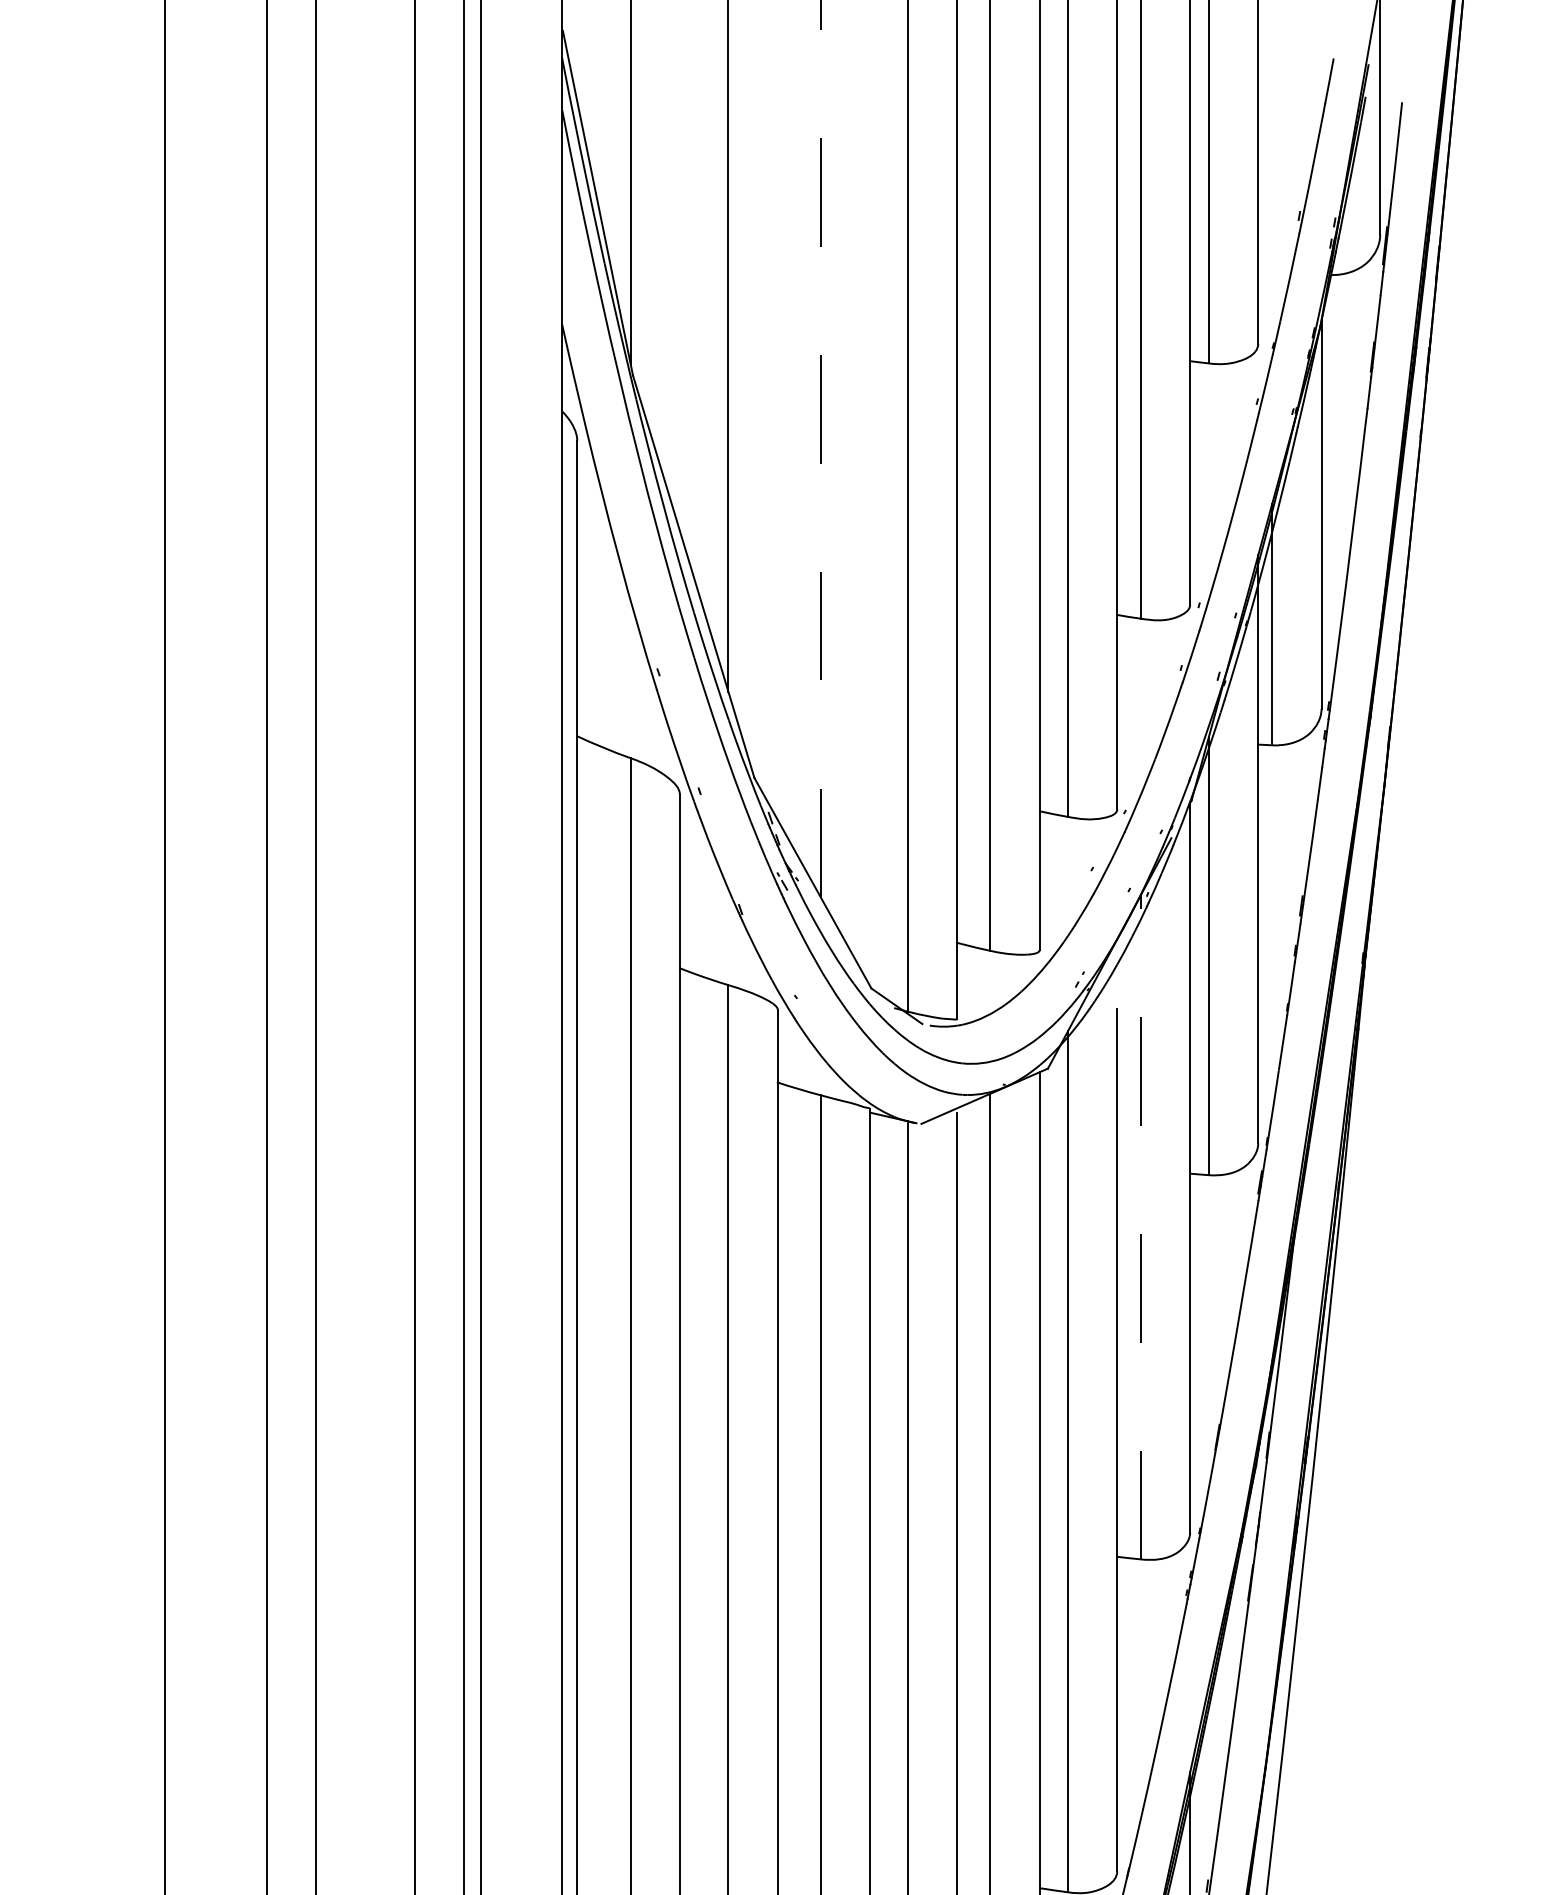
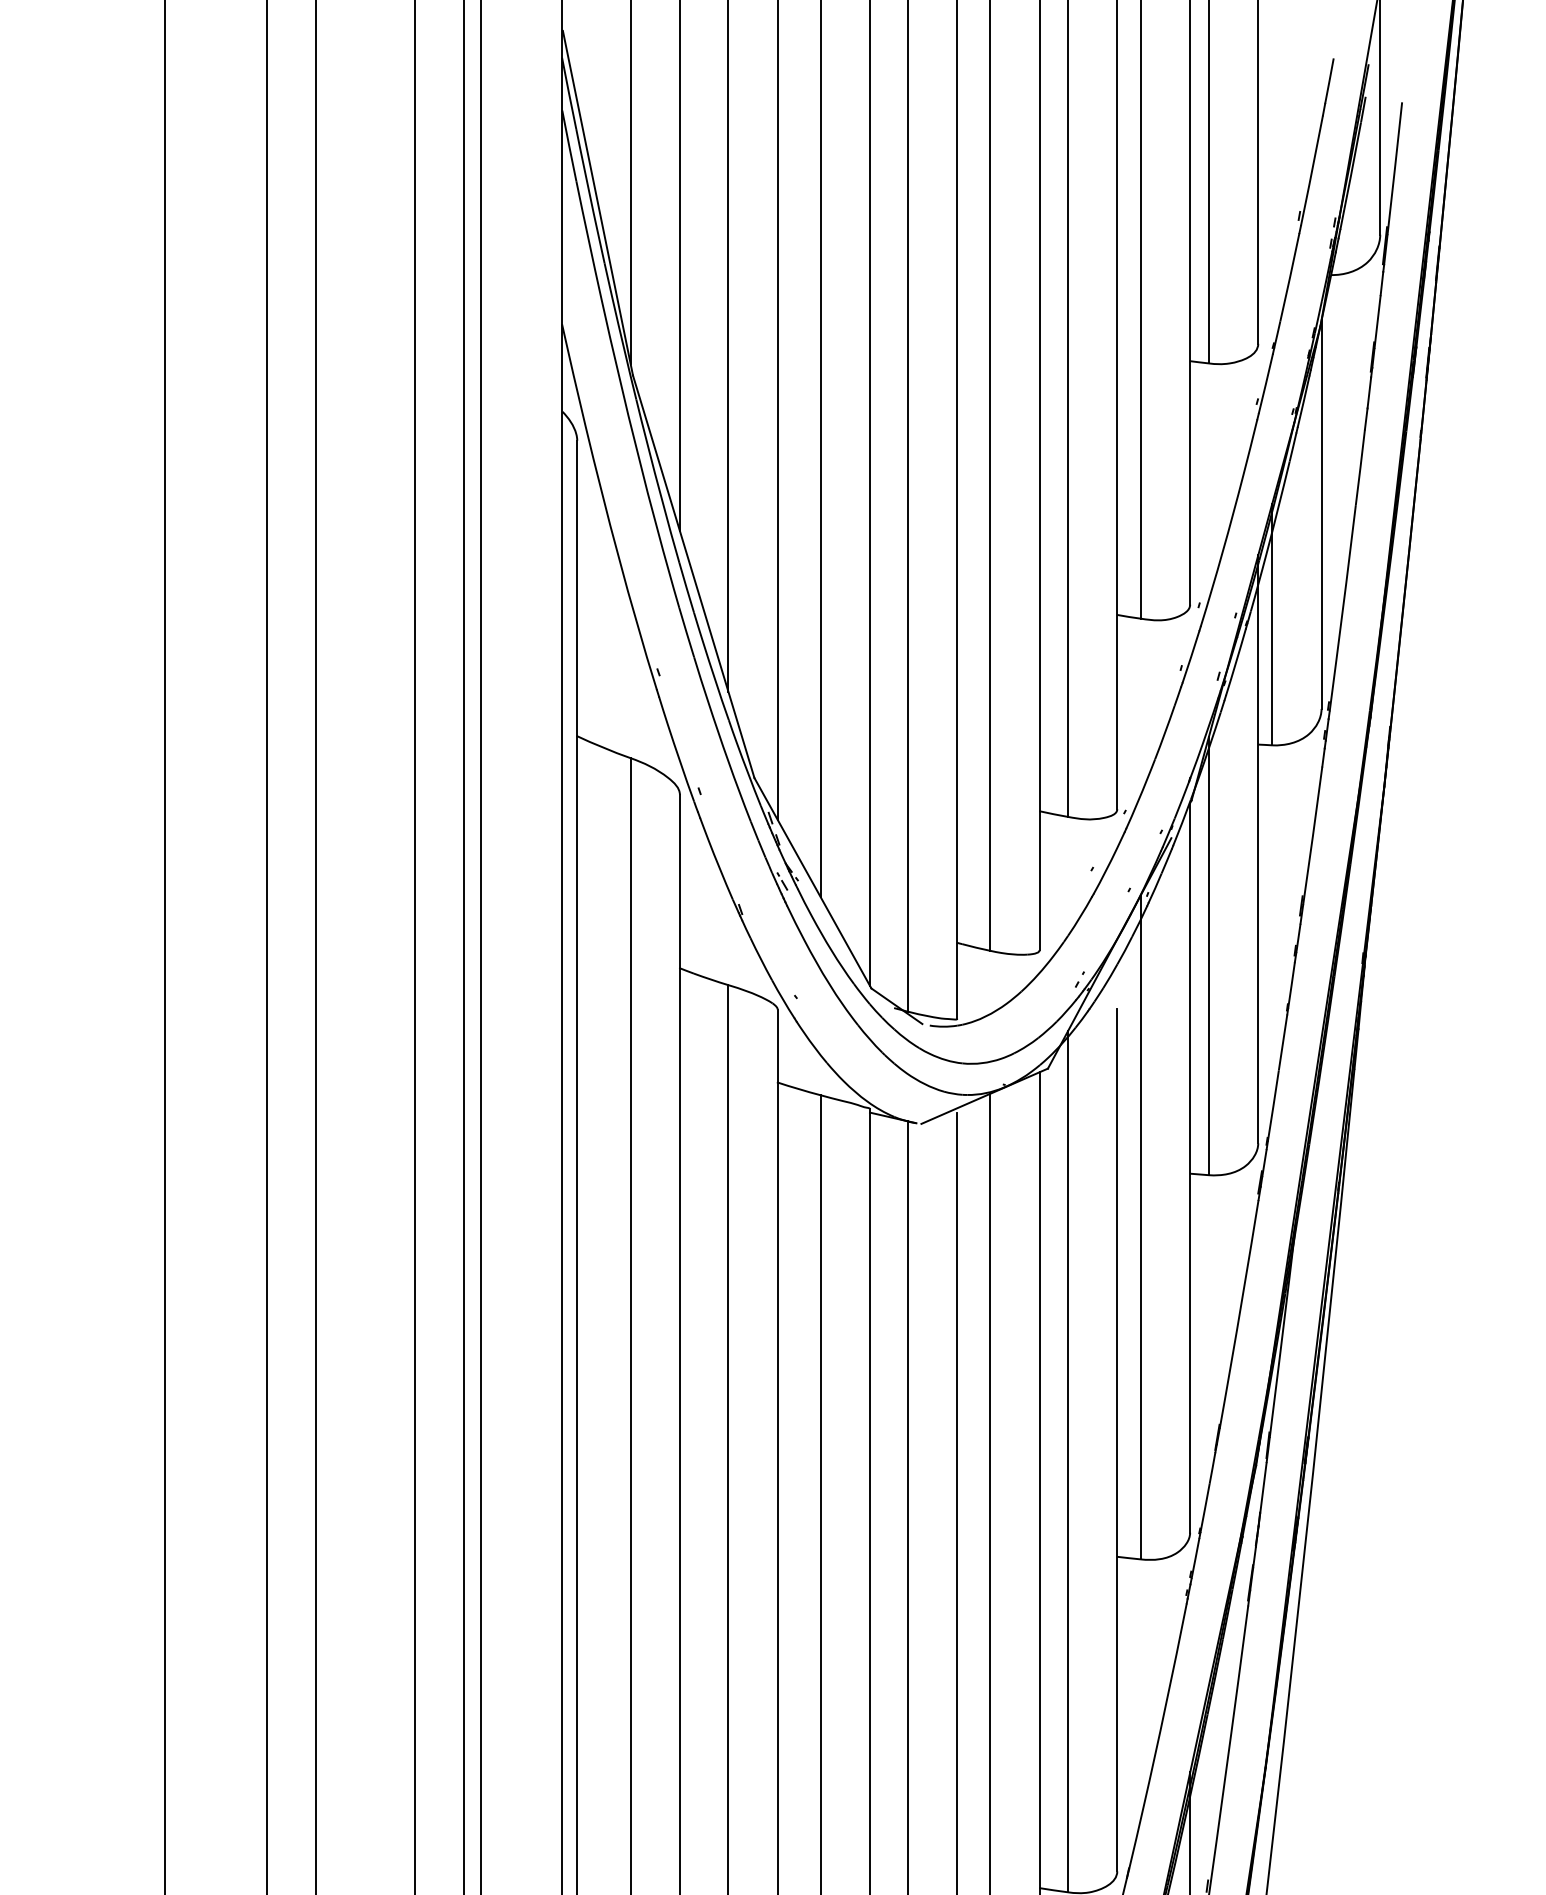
line: none -> present (679, 266)
line: none -> present (777, 410)
line: dashed -> solid (820, 448)
line: none -> present (870, 493)
line: dashed -> solid (1140, 1226)
